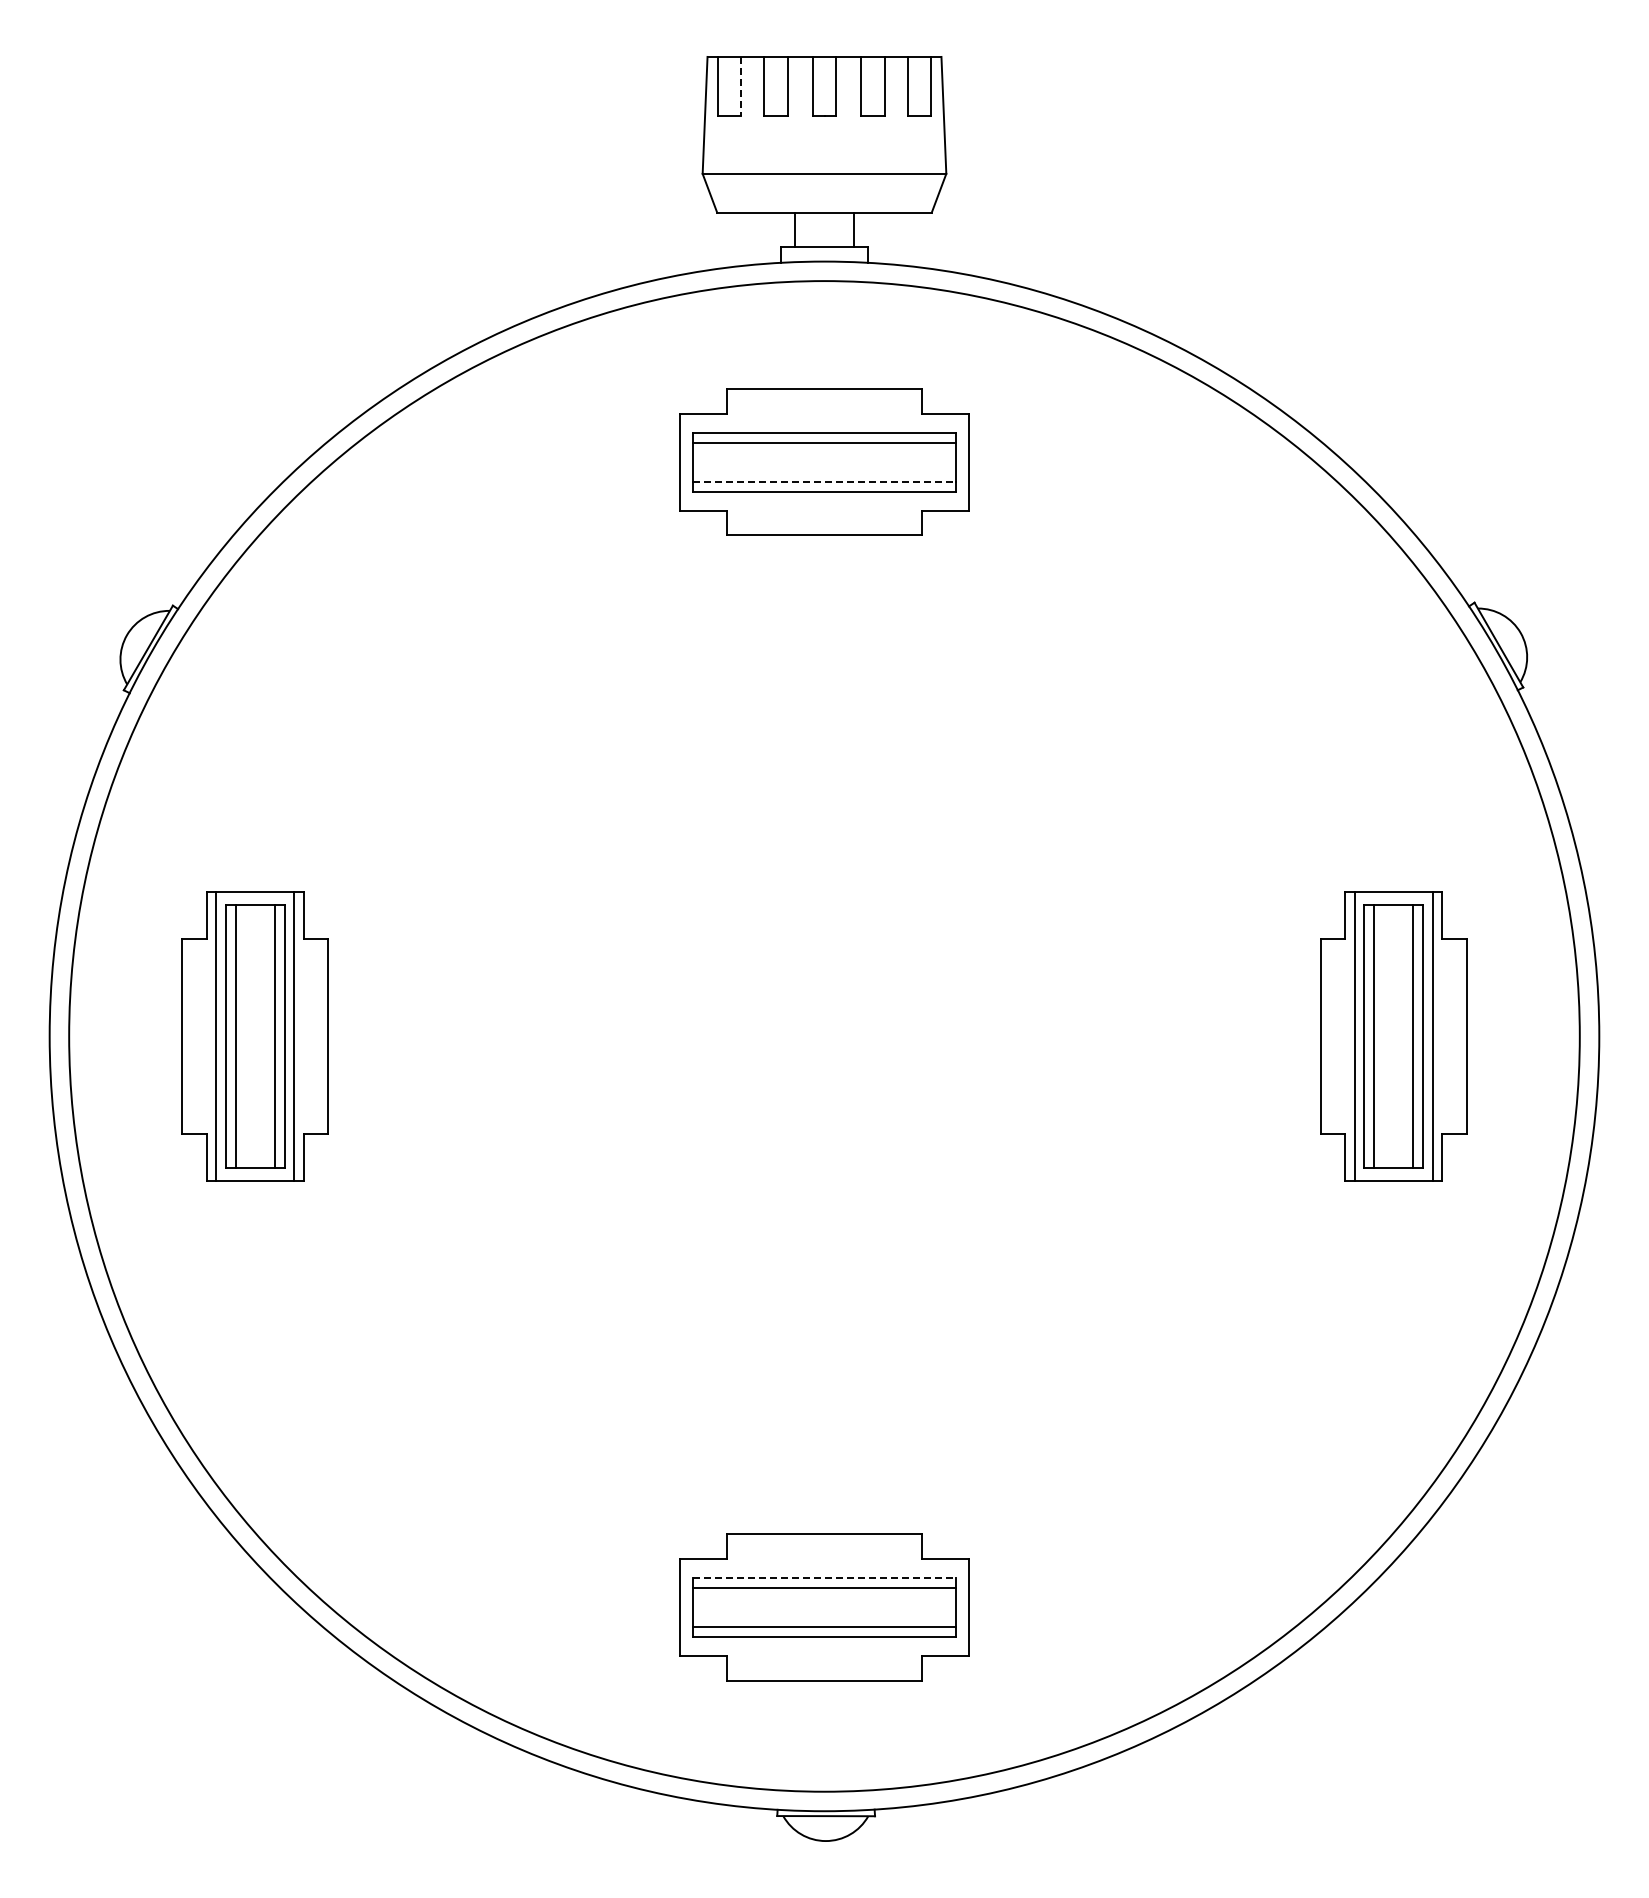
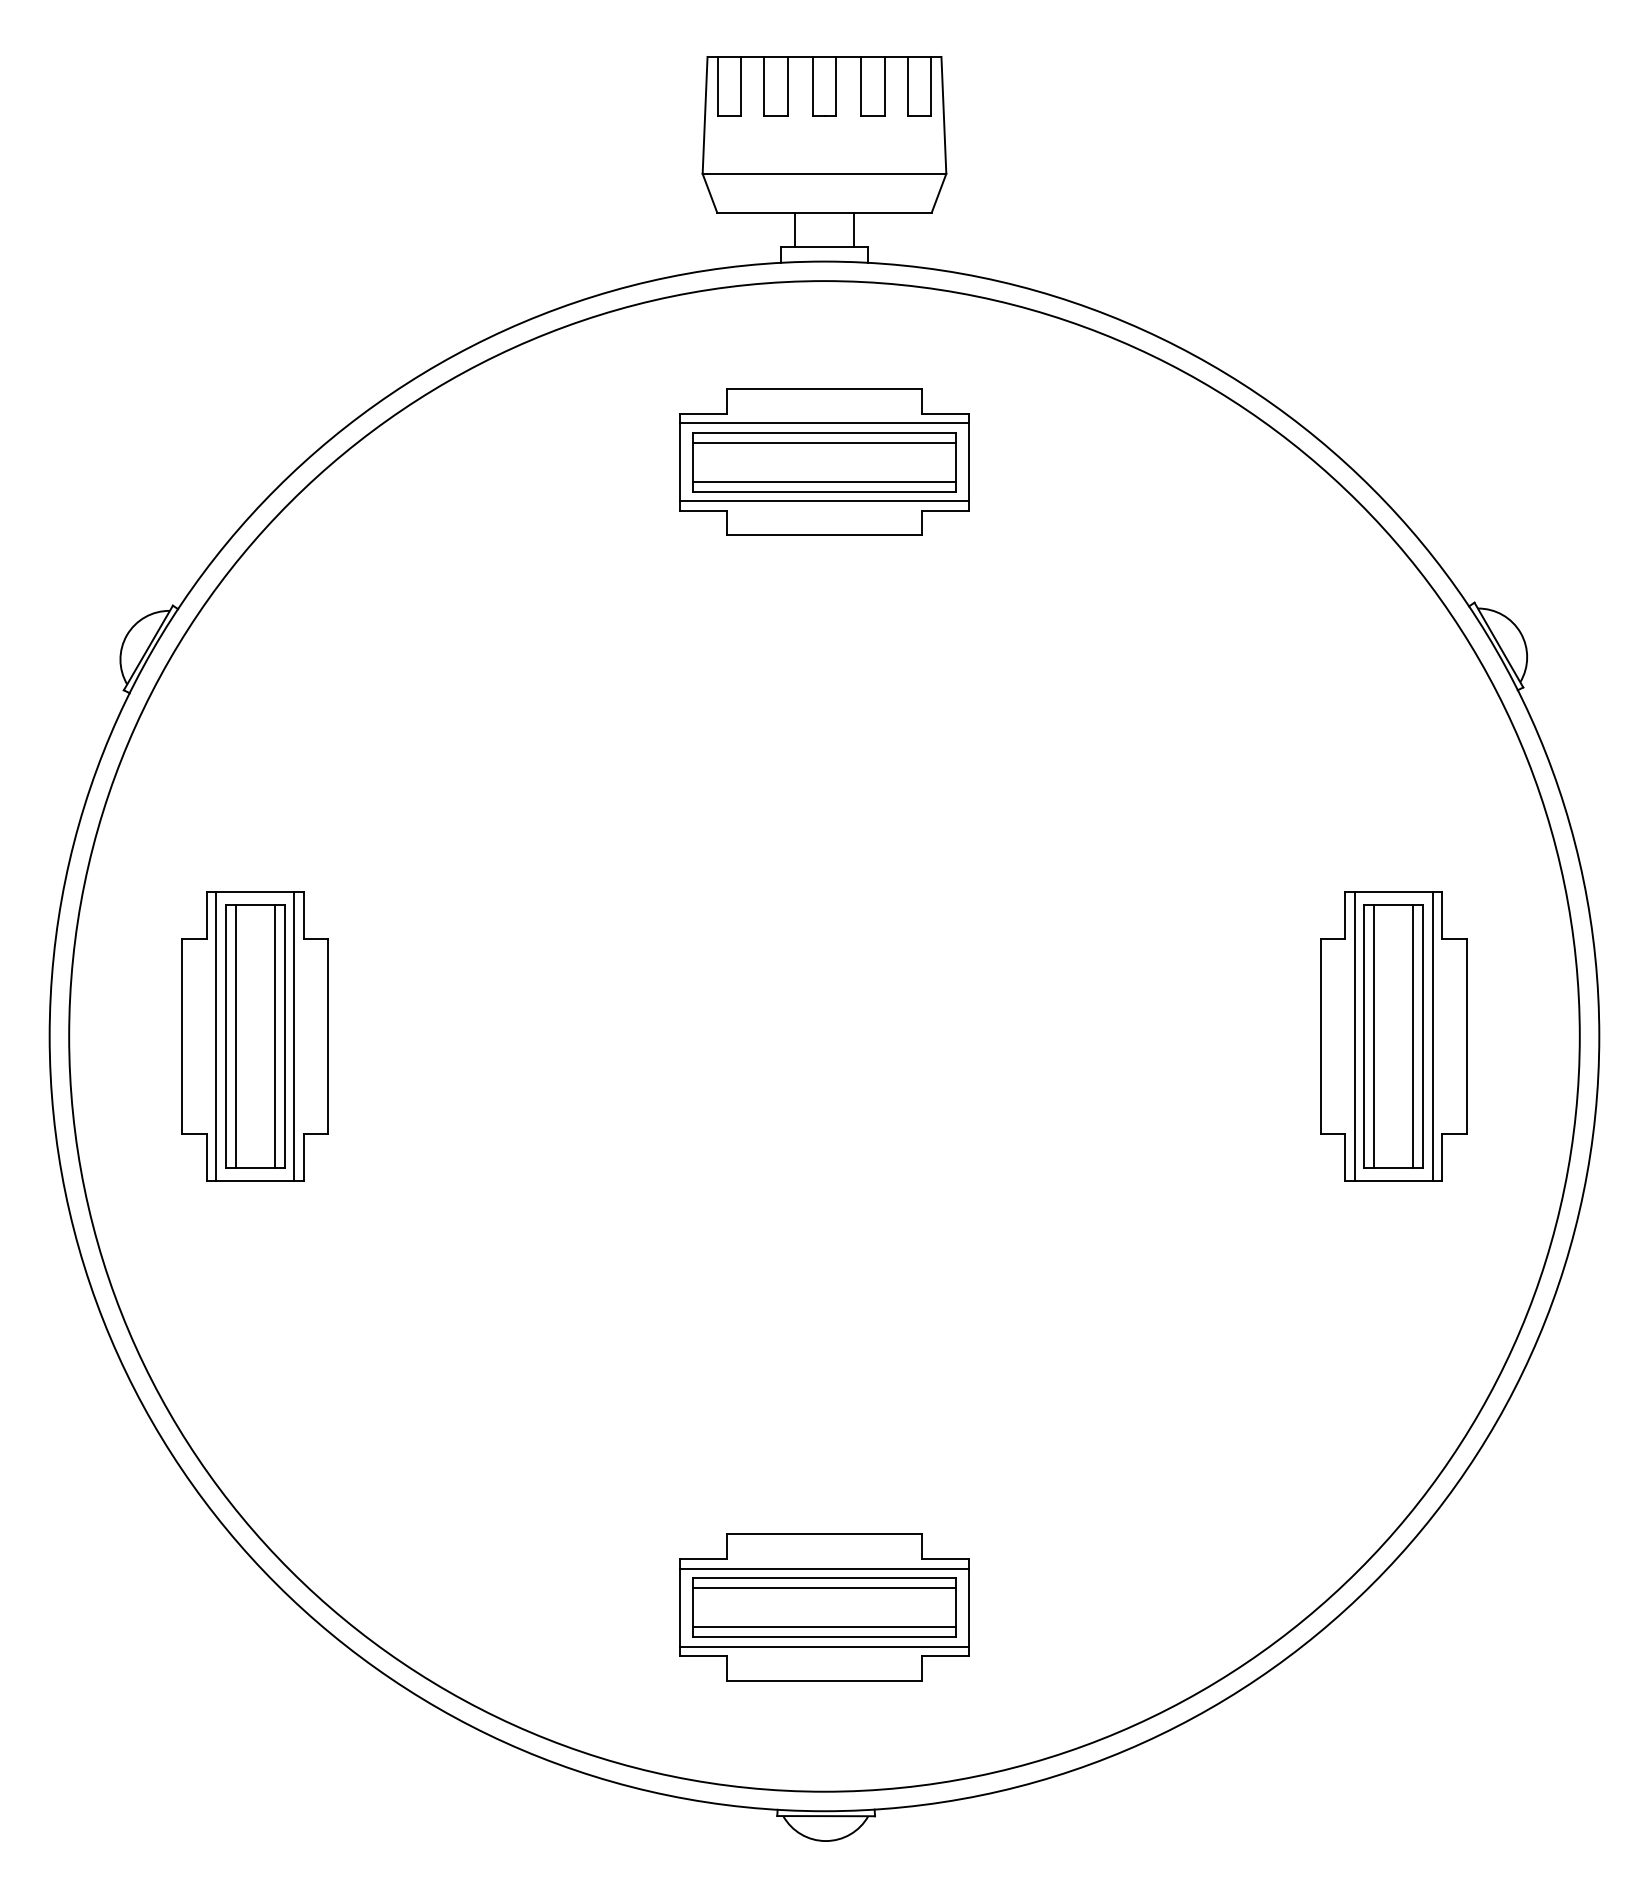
line: dashed -> solid (740, 86)
line: none -> present (824, 423)
line: dashed -> solid (824, 481)
line: none -> present (824, 501)
line: none -> present (824, 1568)
line: dashed -> solid (824, 1578)
line: none -> present (824, 1646)
